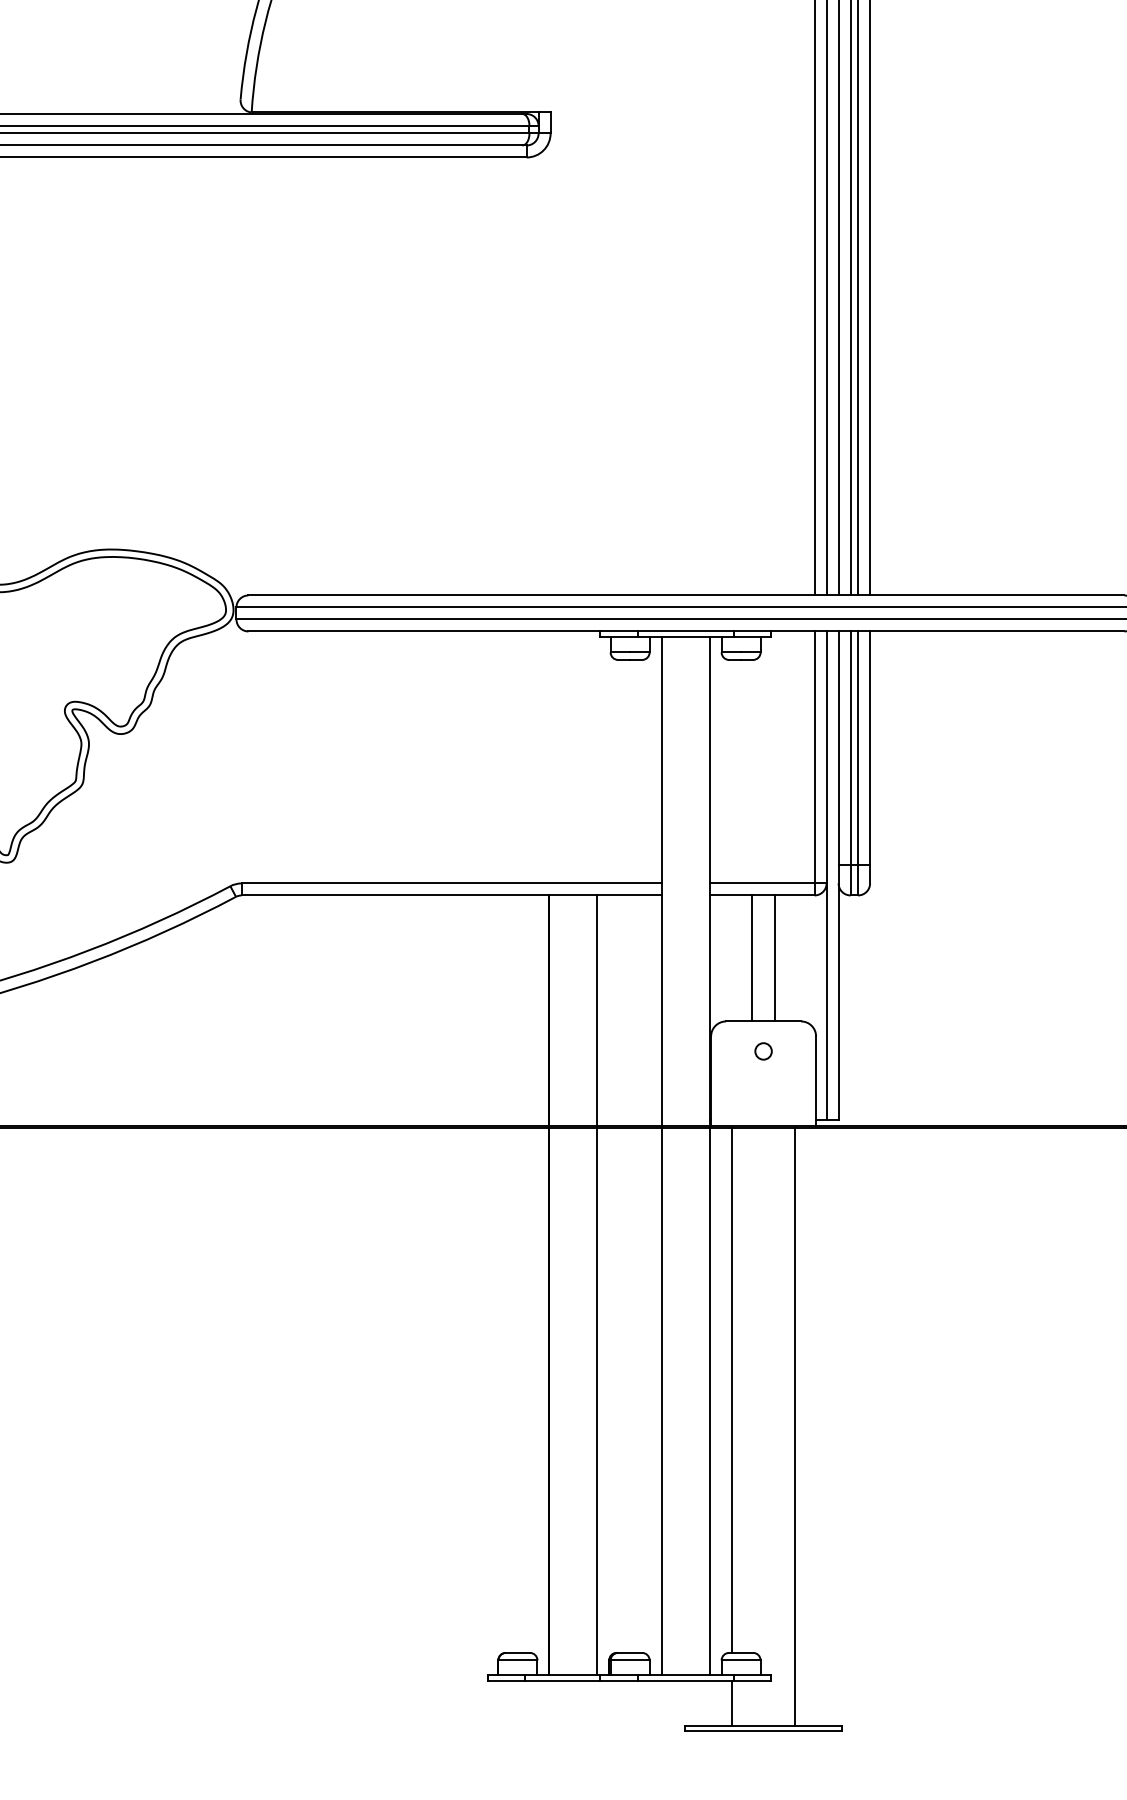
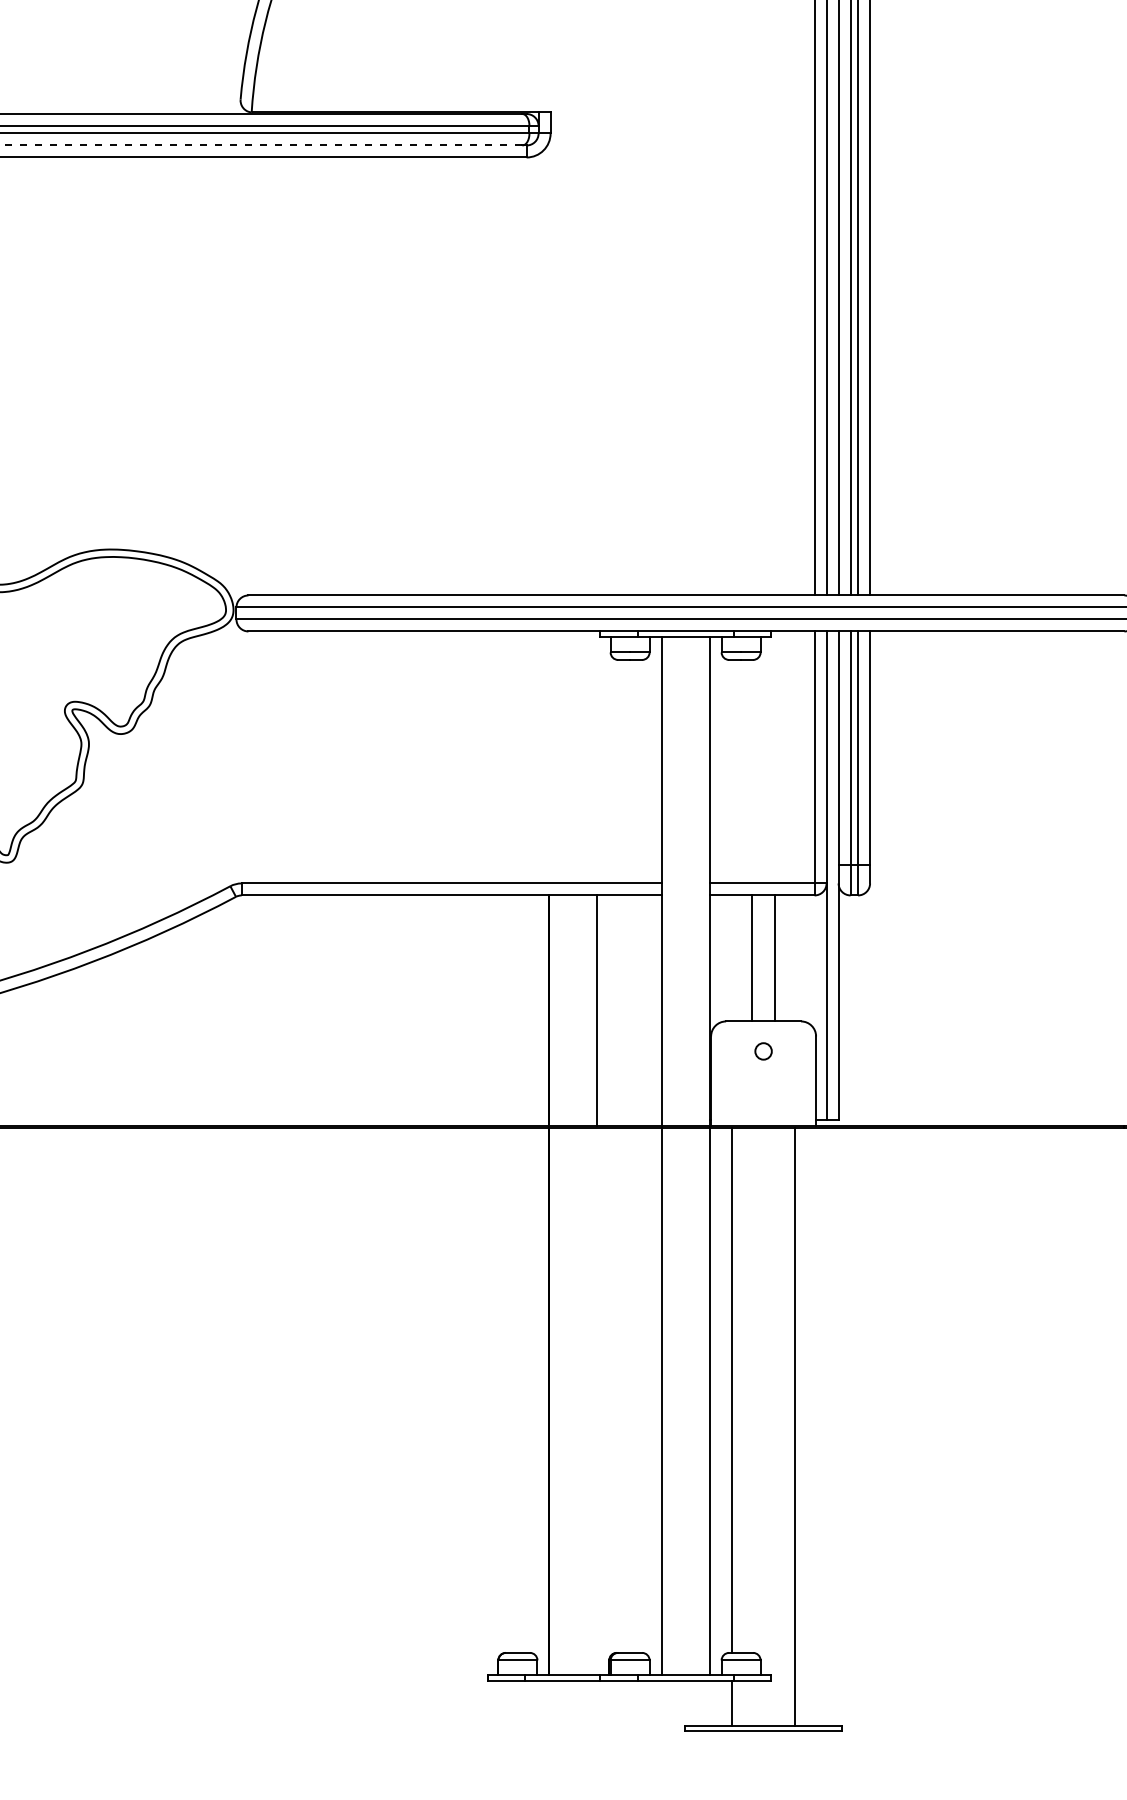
line: solid -> dashed (261, 145)
line: present -> none (597, 1401)
